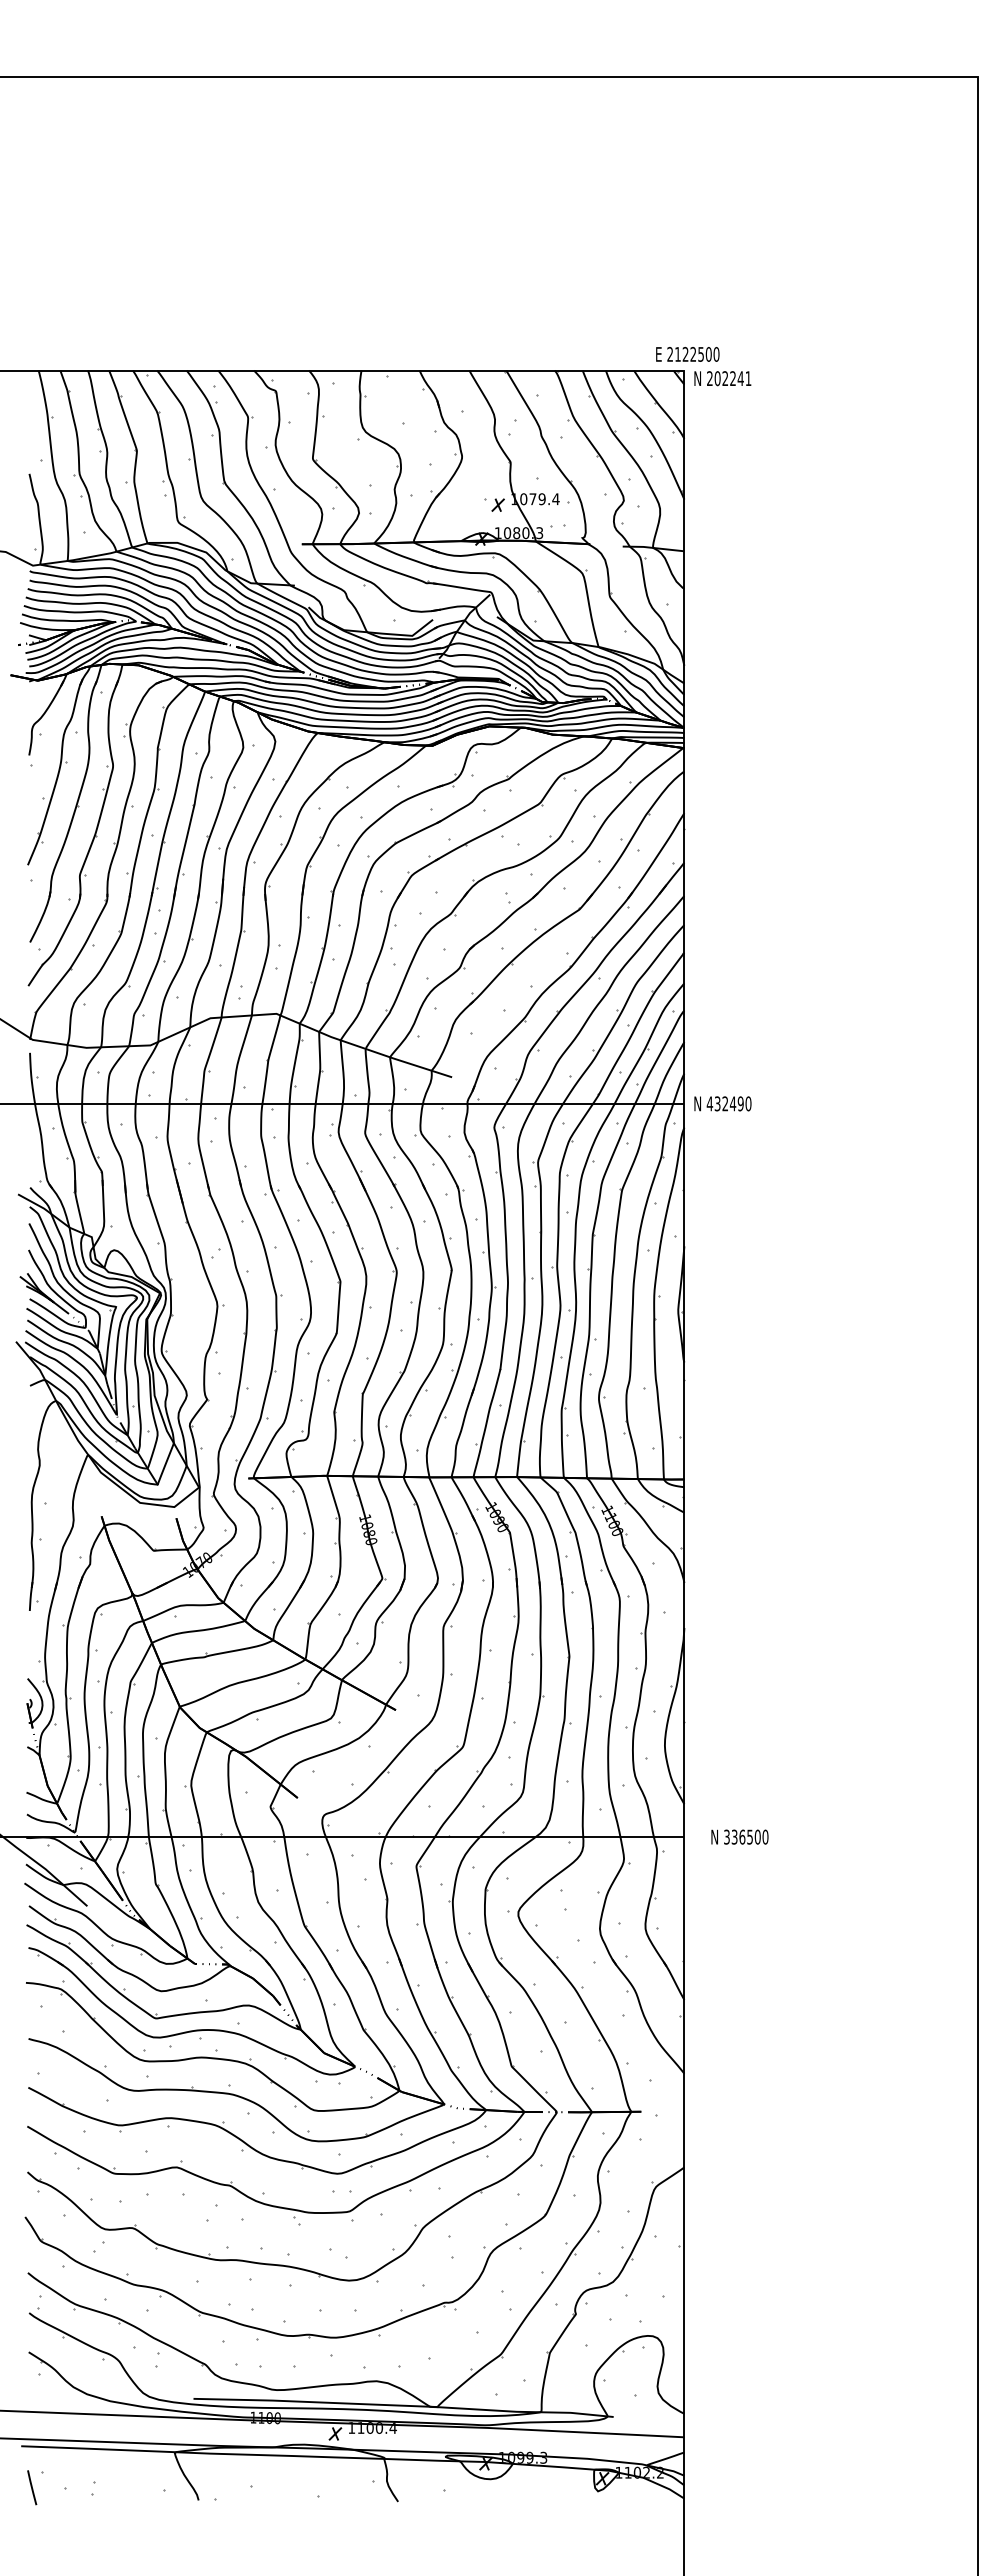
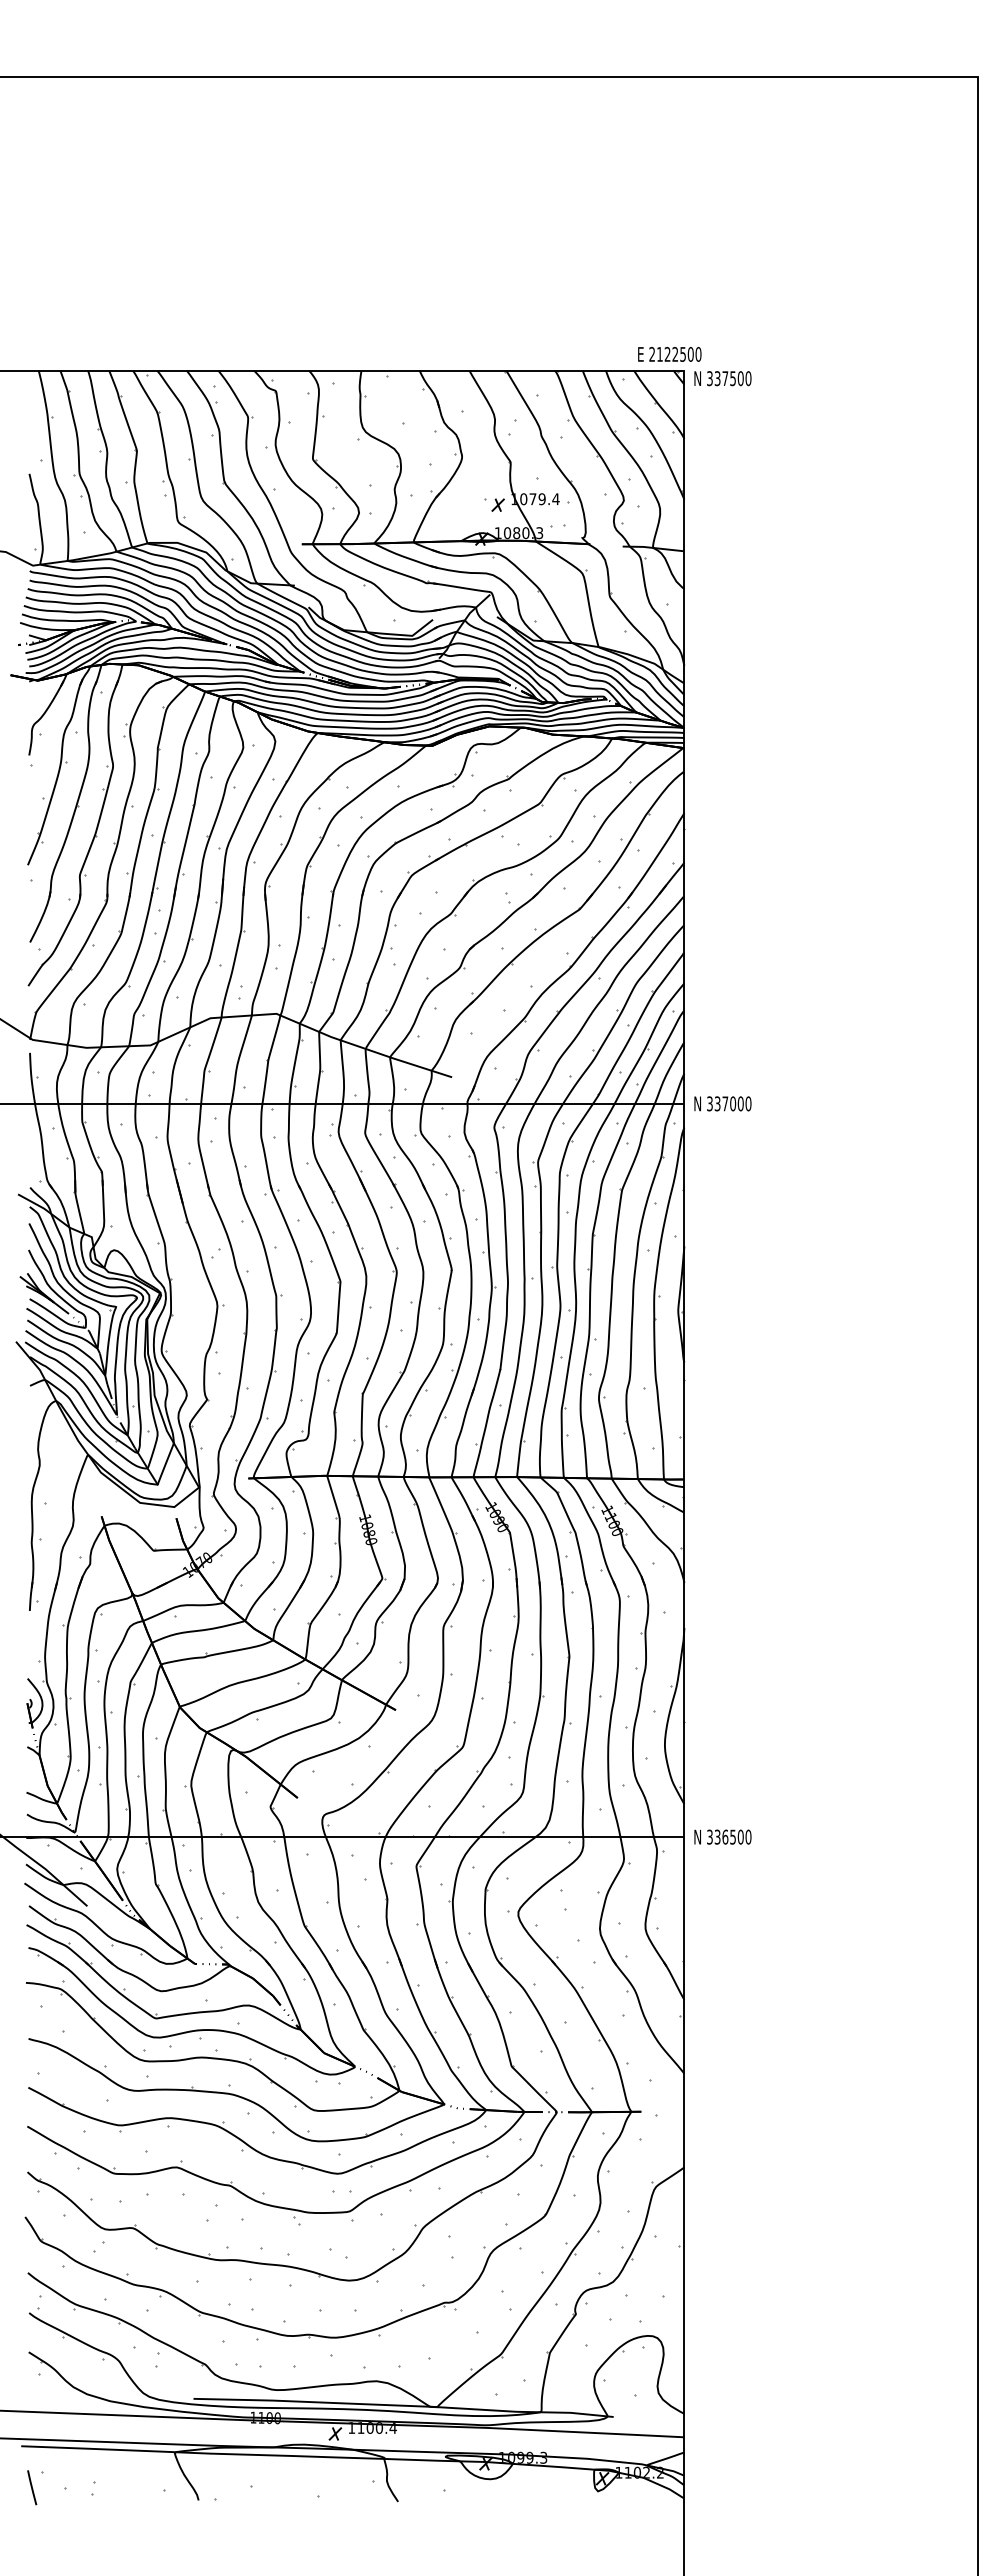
text position: (687, 354) -> (669, 354) (669, 354)
text: 202241 -> 337500 (729, 378)
text: 432490 -> 337000 (724, 1103)
text position: (739, 1836) -> (722, 1836) (722, 1836)
